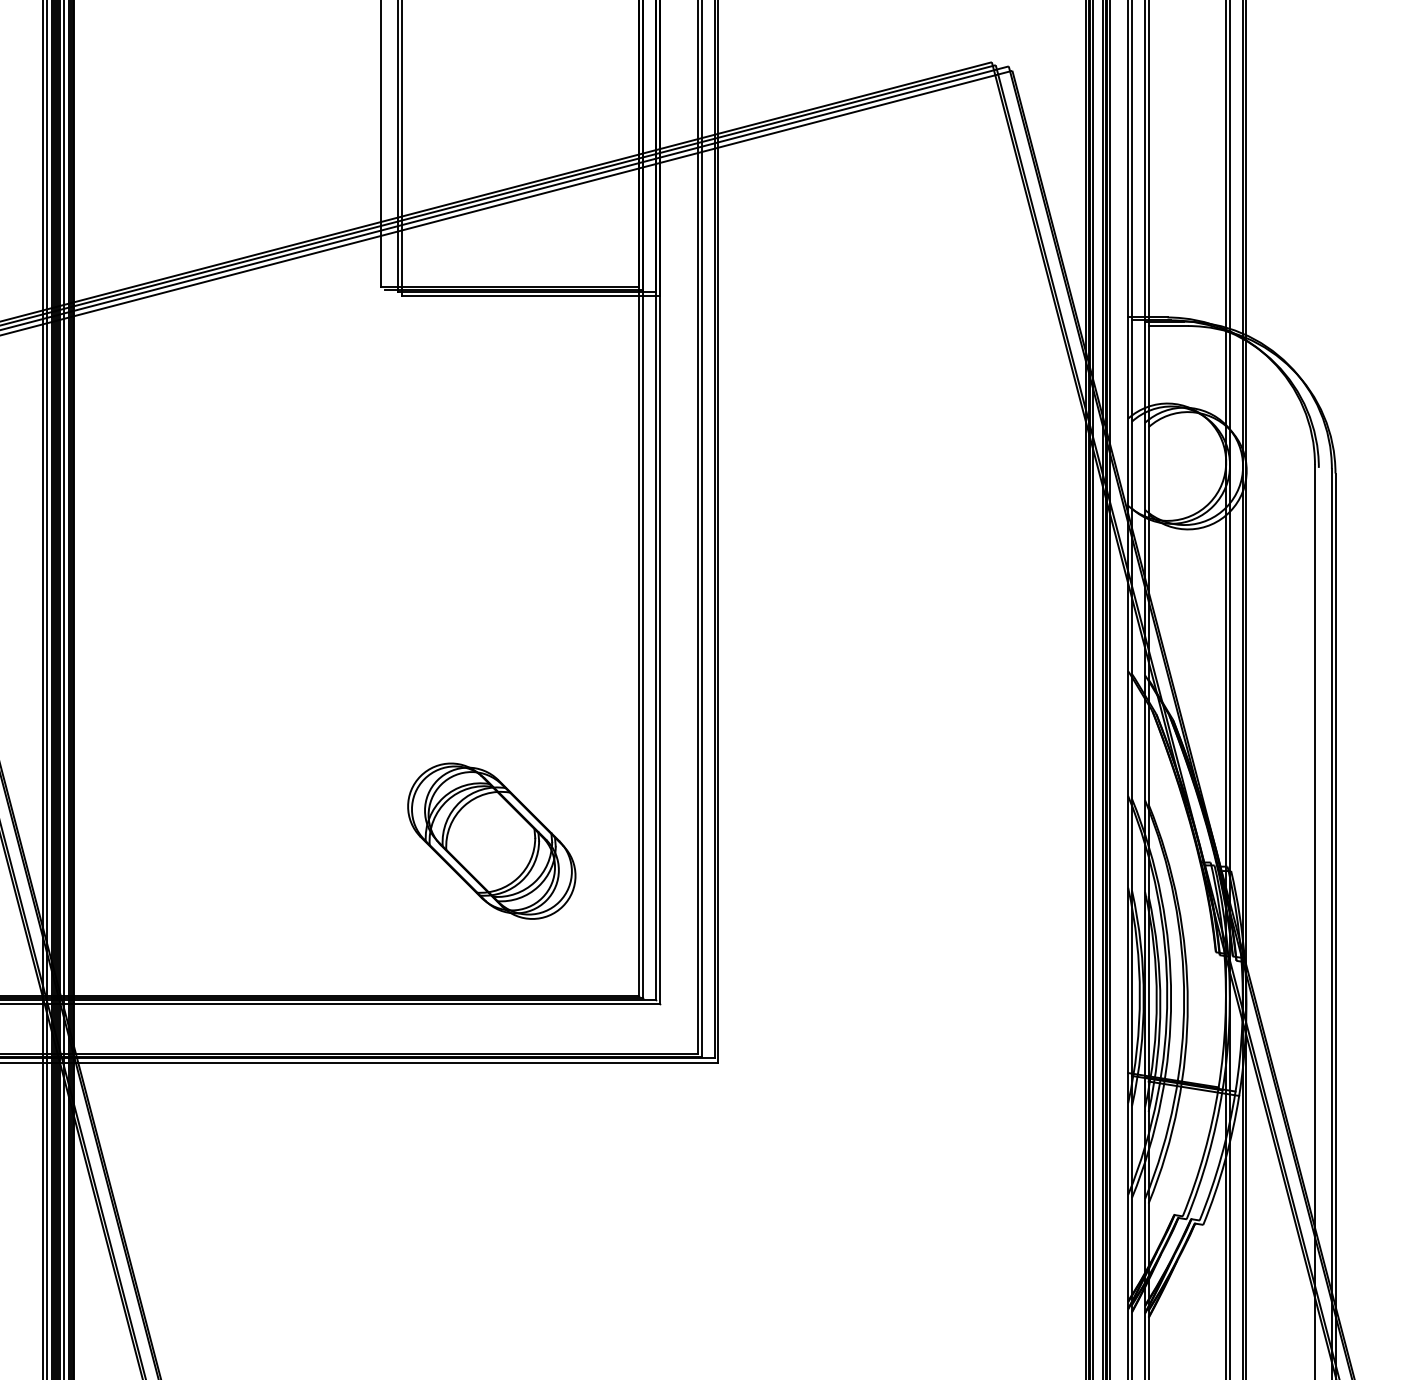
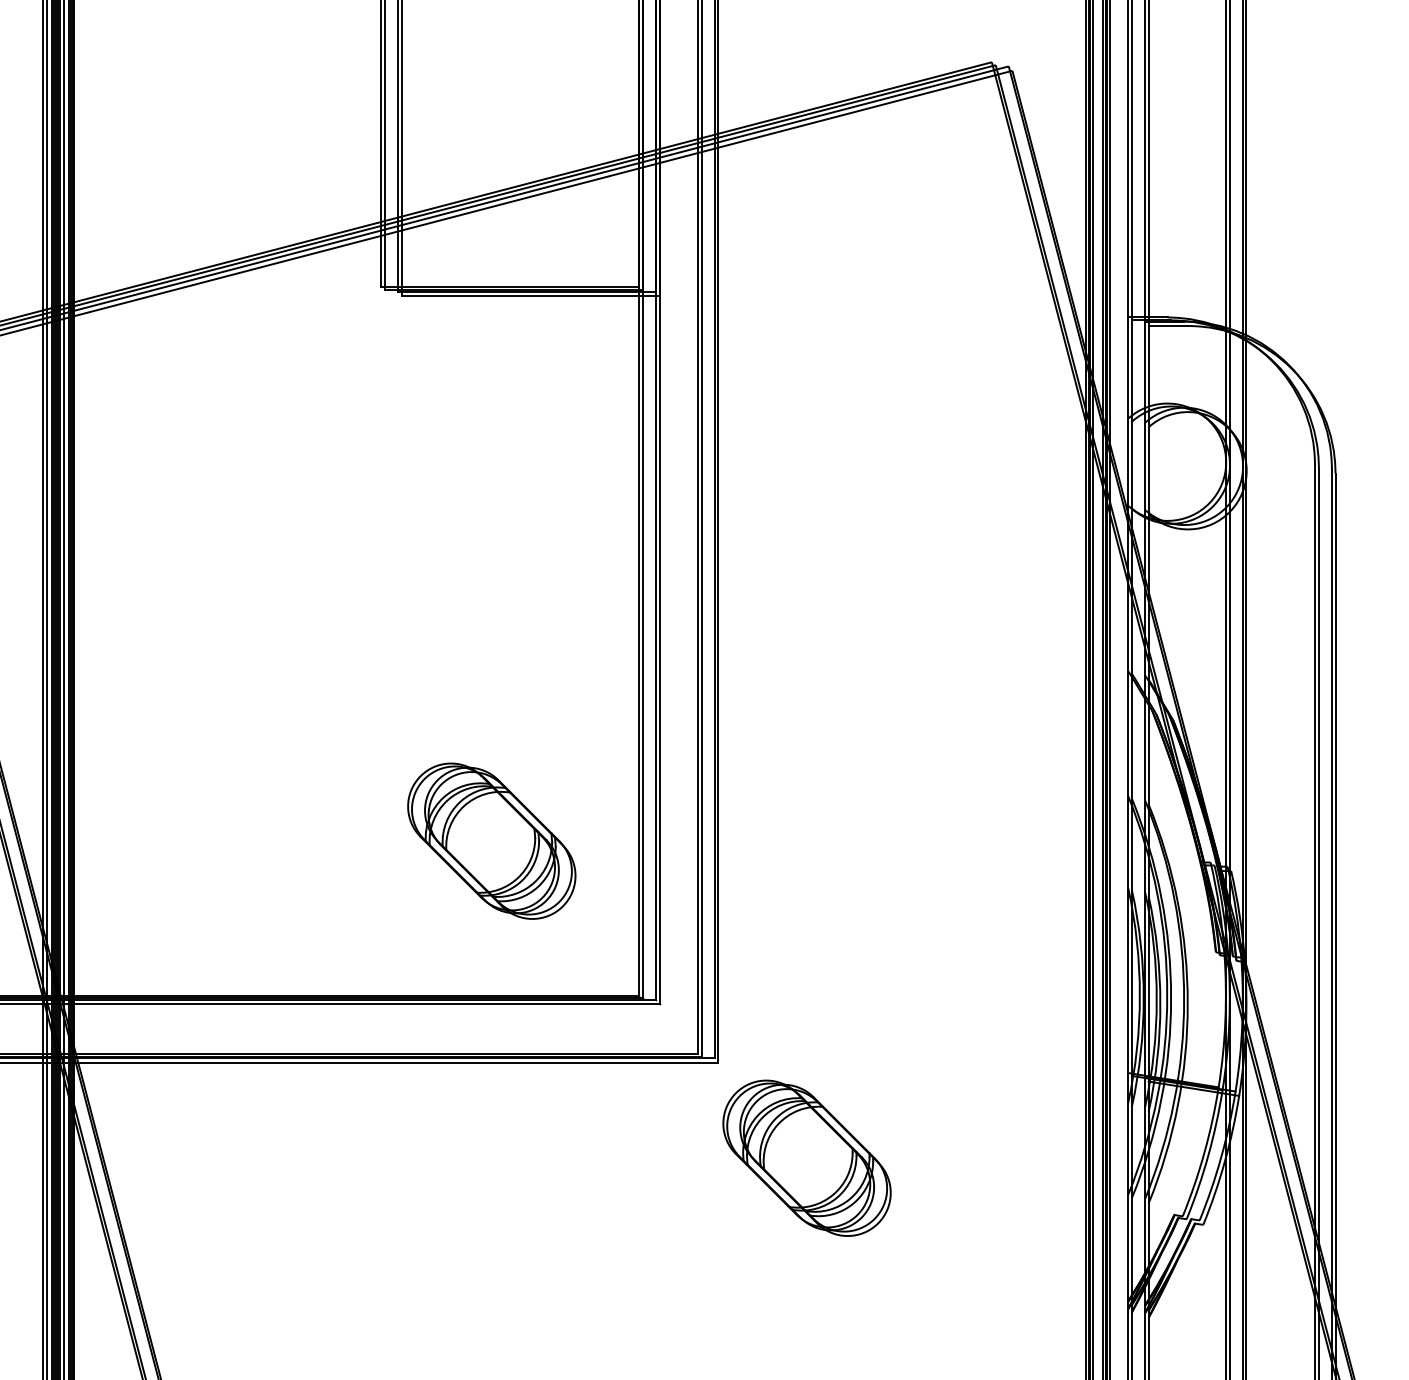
line: none -> present (384, 146)
line: none -> present (1318, 921)
part: none -> present (806, 1157)
